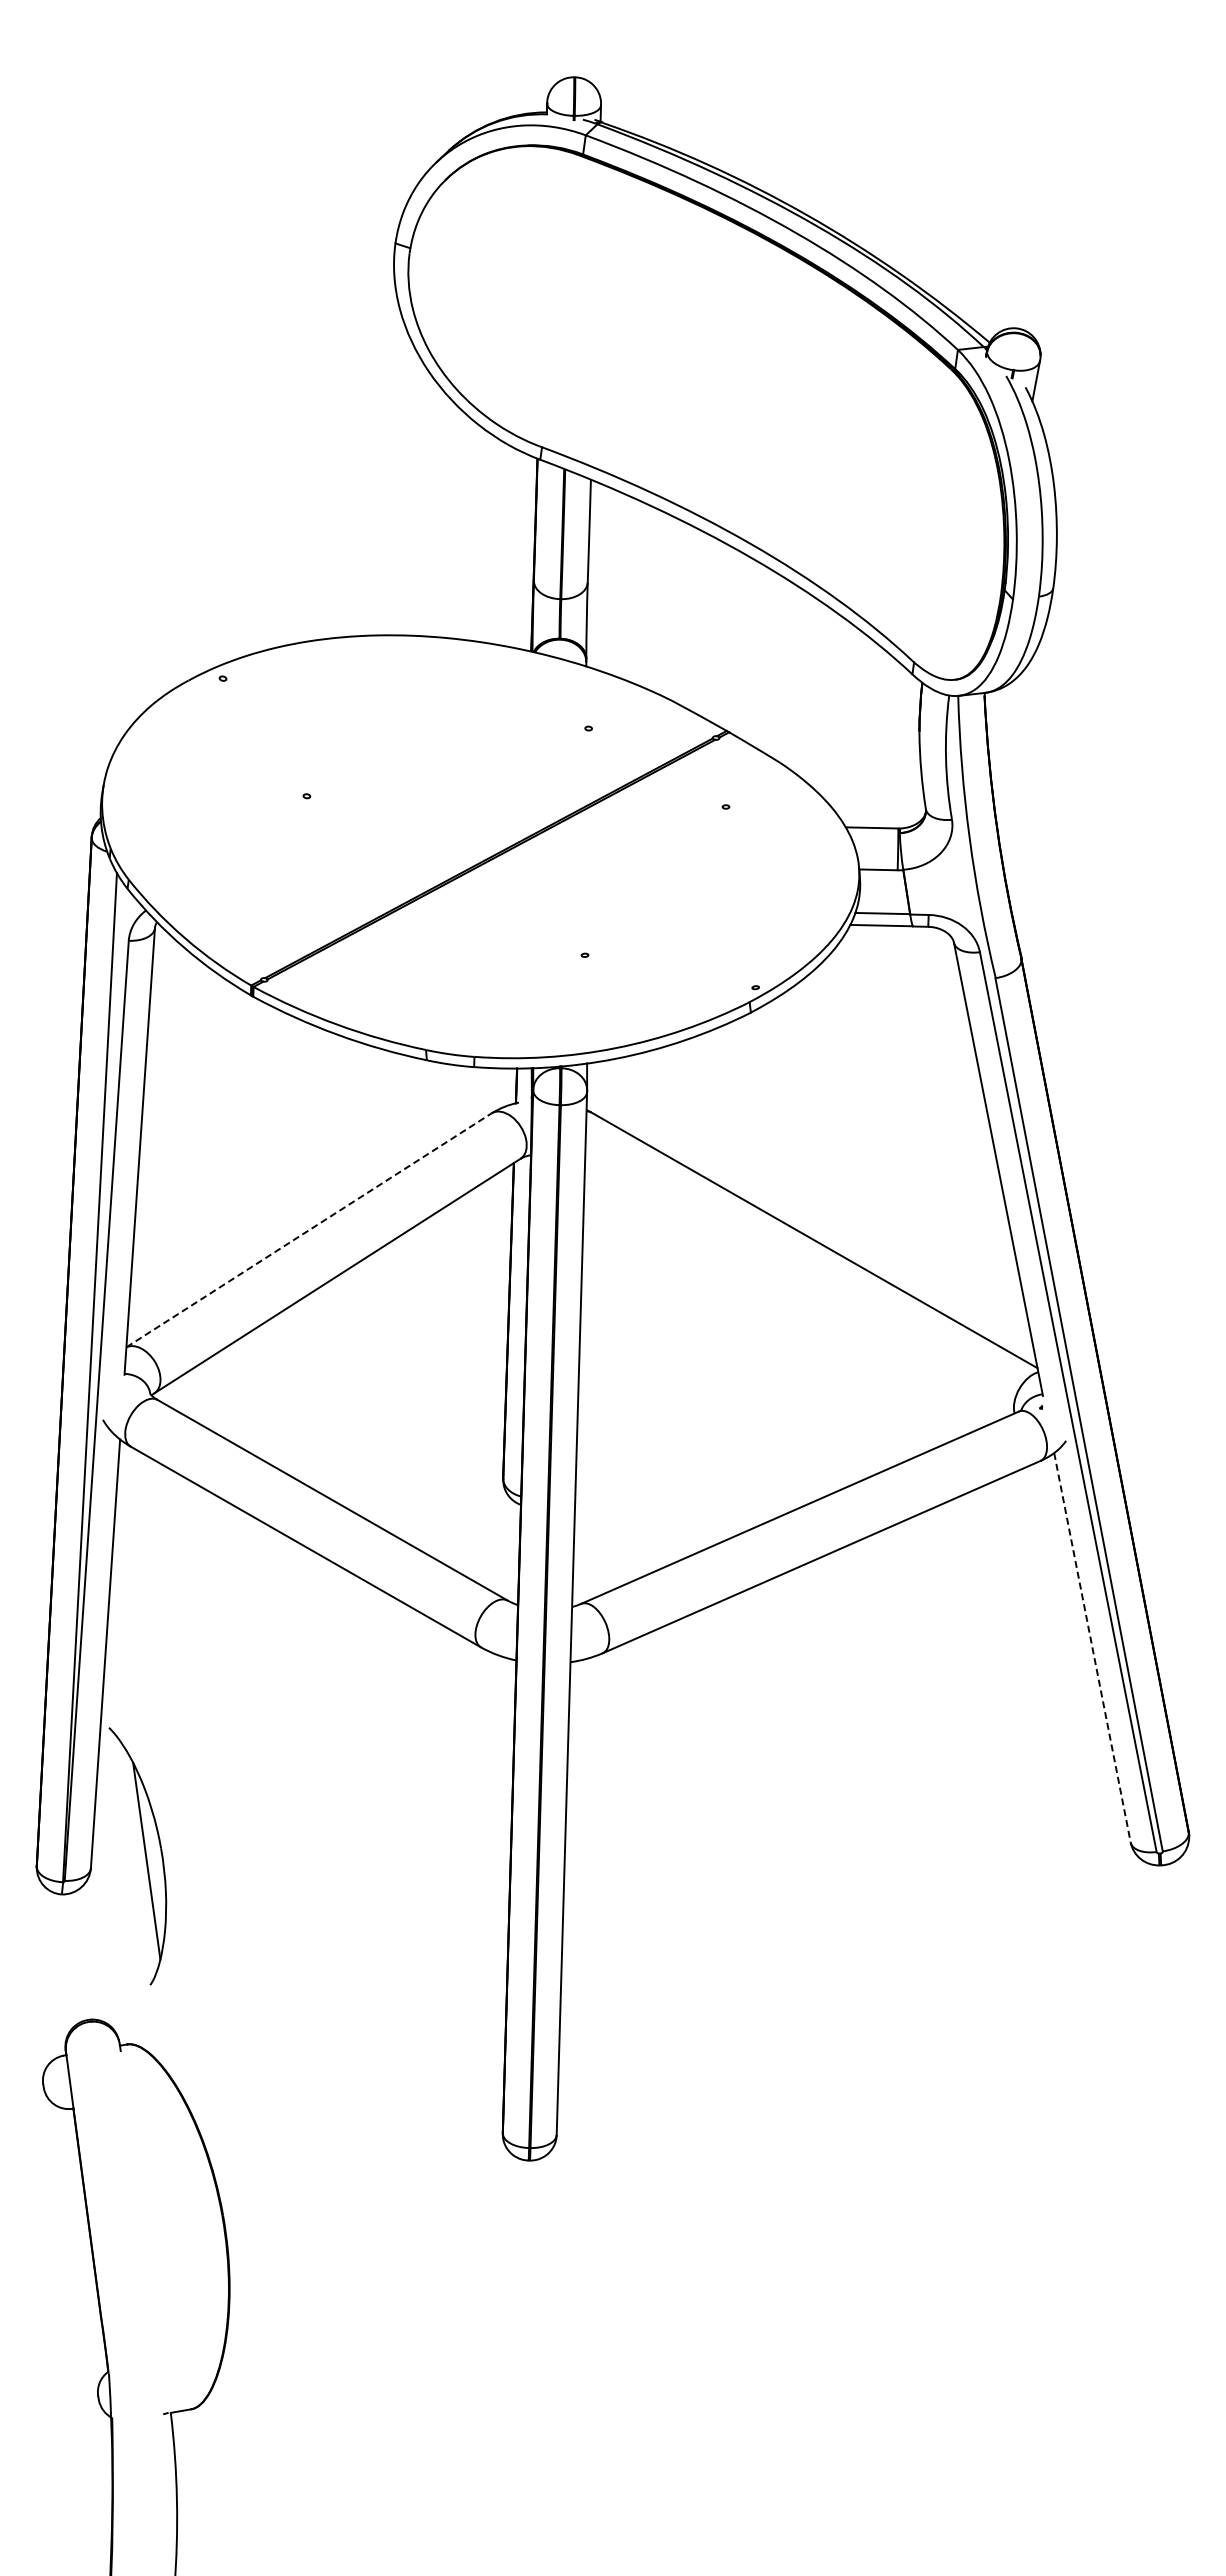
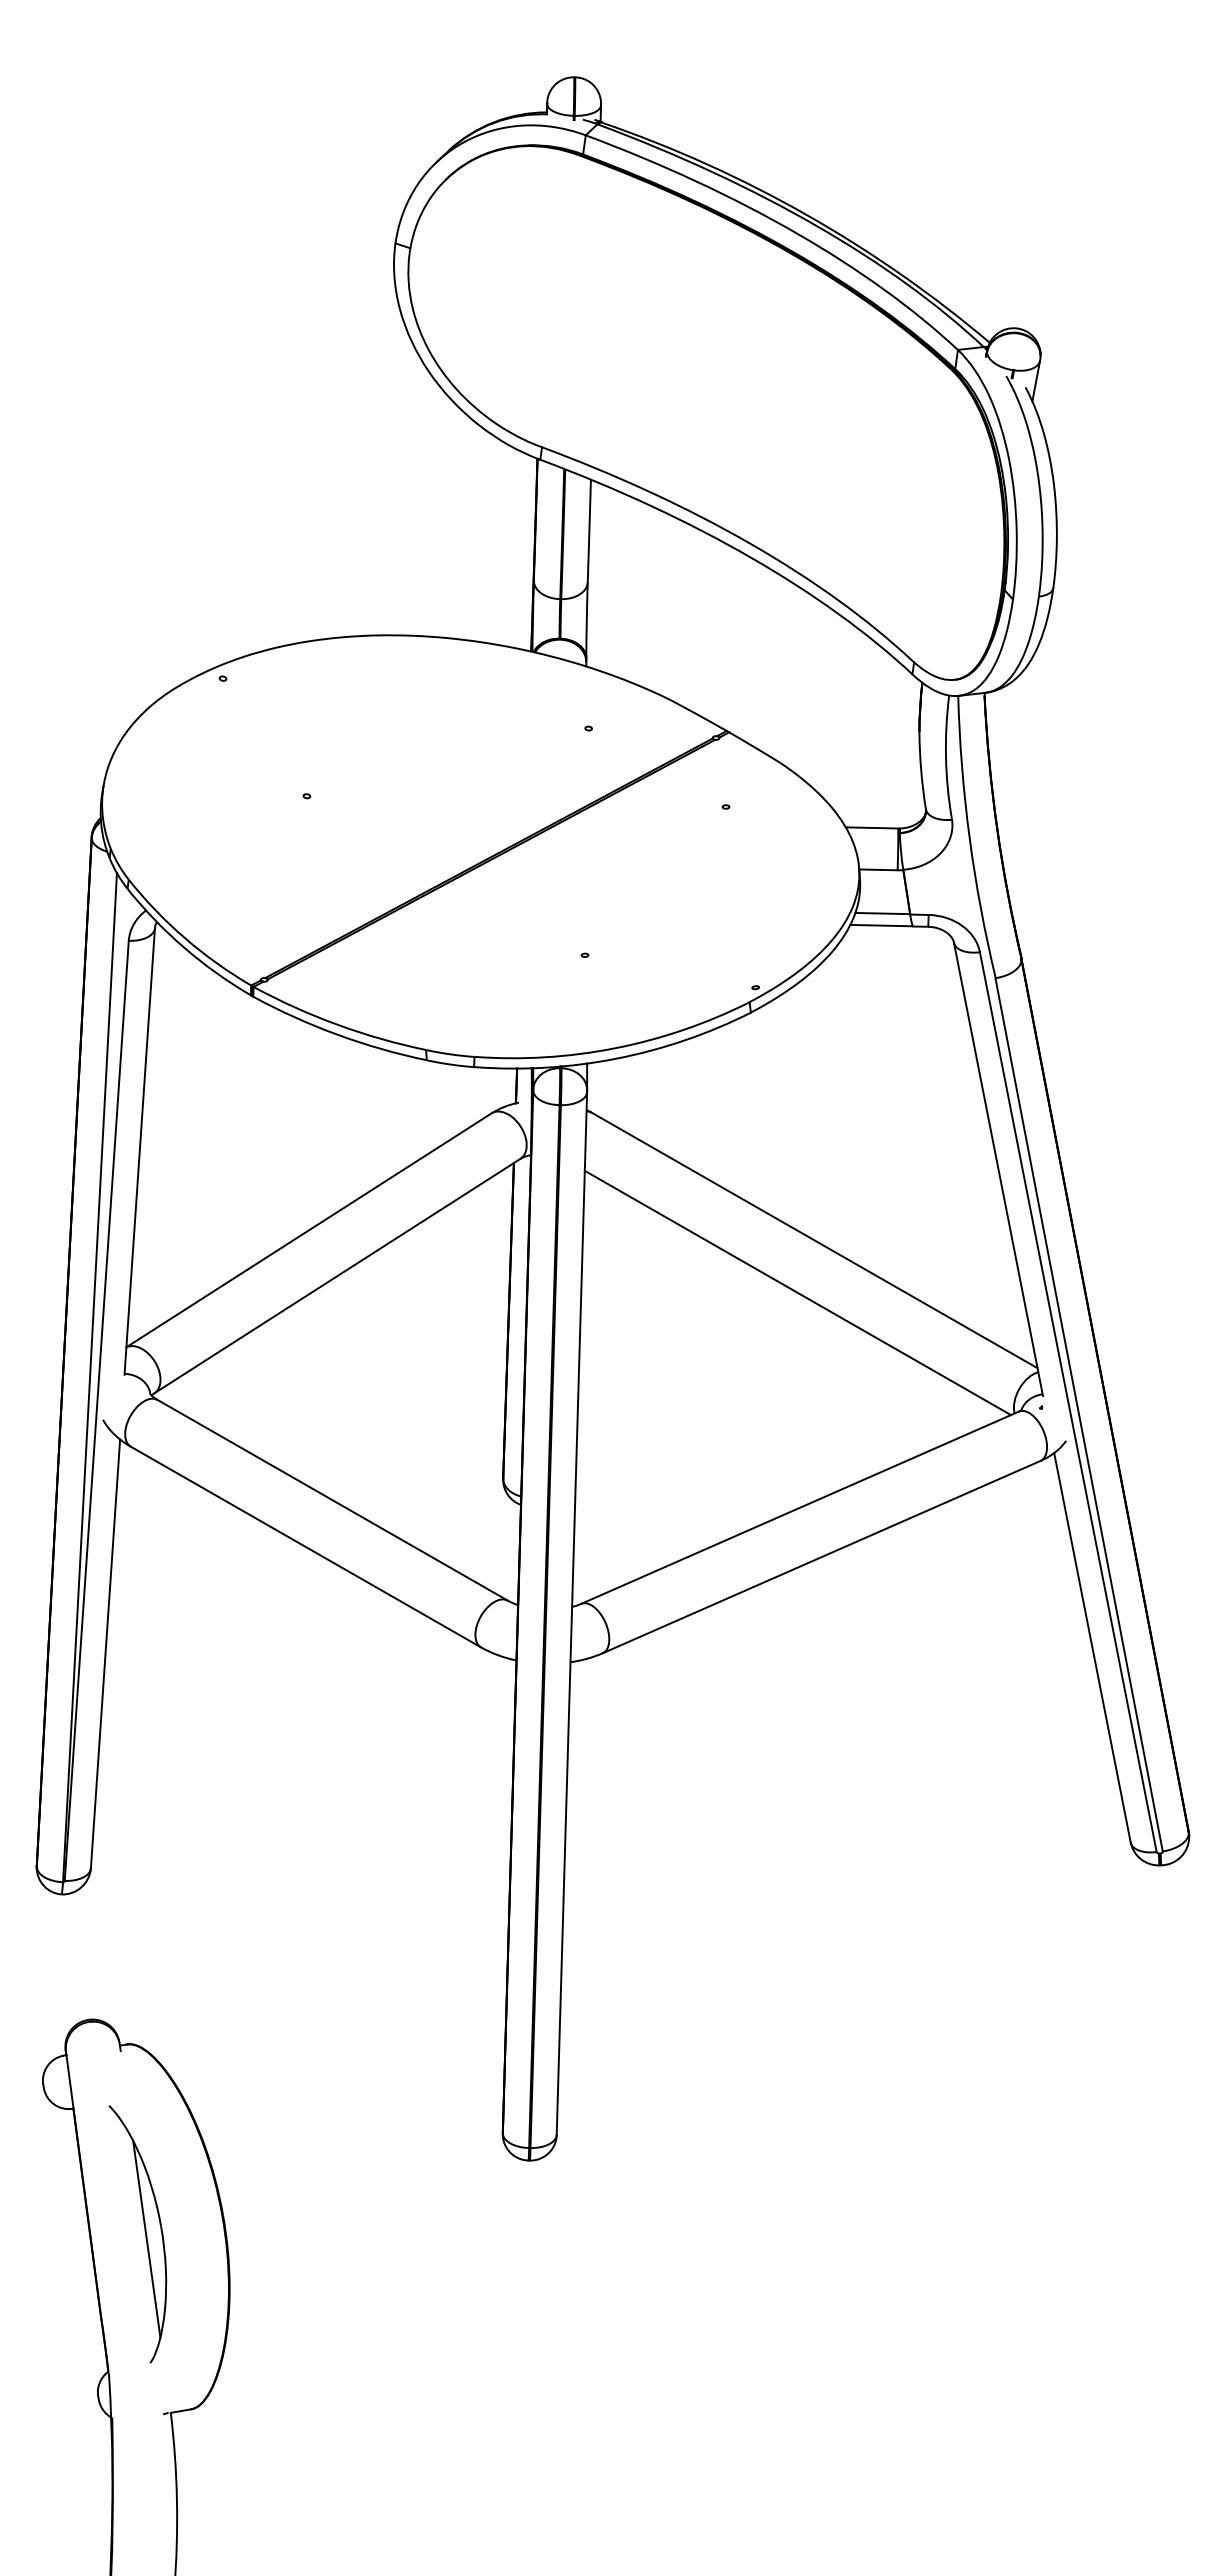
line: dashed -> solid (308, 1230)
line: none -> present (797, 1292)
line: dashed -> solid (1092, 1648)
part position: (144, 1853) -> (144, 2231) (144, 2231)
